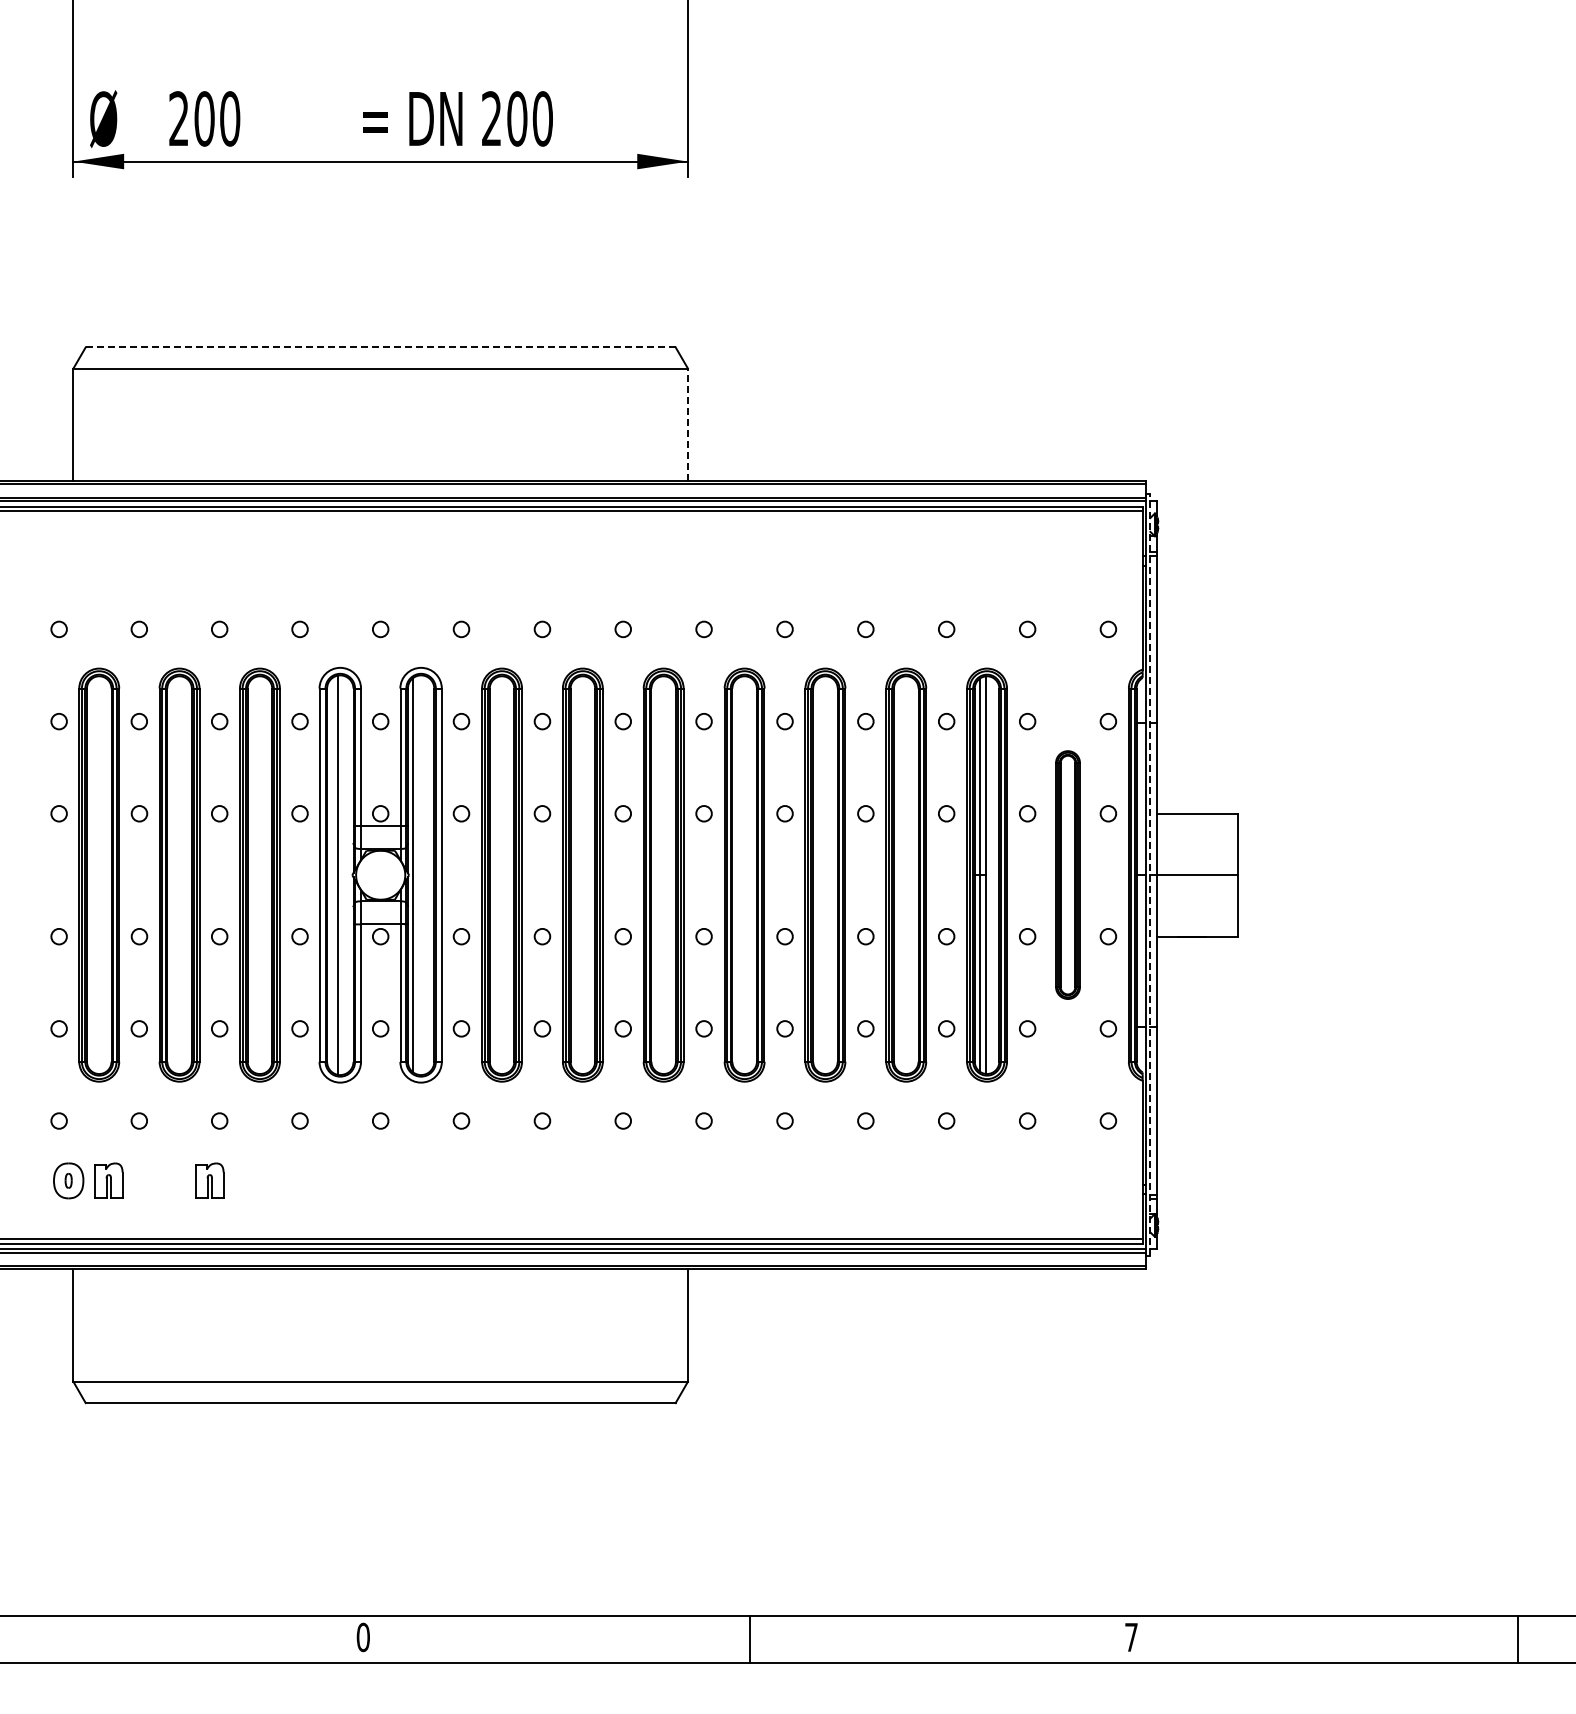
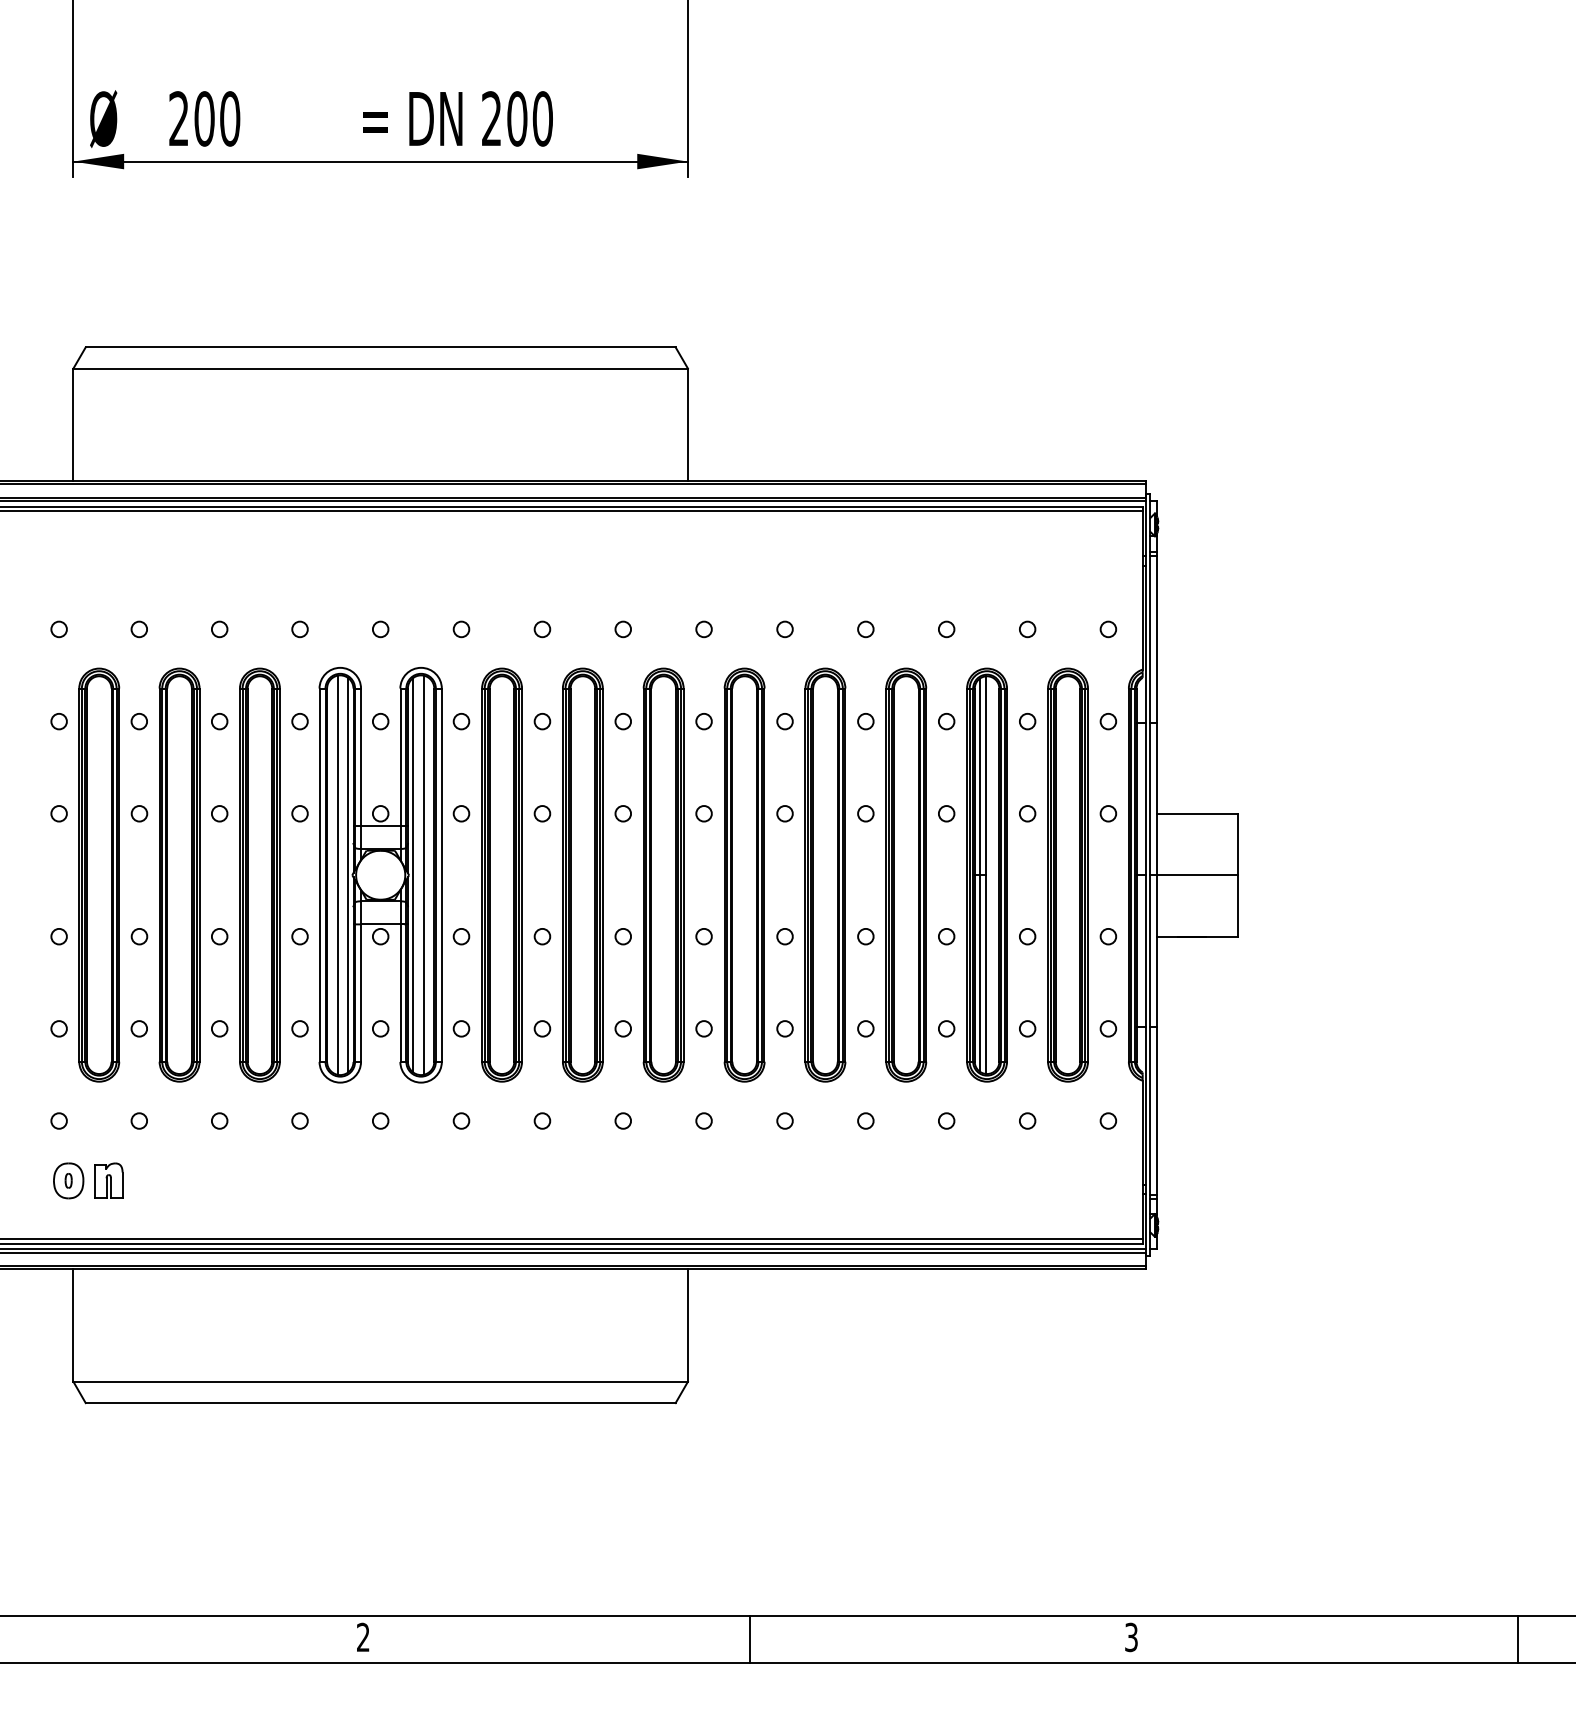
line: dashed -> solid (380, 347)
line: dashed -> solid (687, 424)
line: none -> present (423, 874)
part size: 26x250 px -> 42x416 px (1067, 874)
line: none -> present (348, 875)
line: dashed -> solid (1150, 875)
part: present -> none (209, 1180)
text: 0 -> 2 (362, 1637)
text: 7 -> 3 (1131, 1637)
